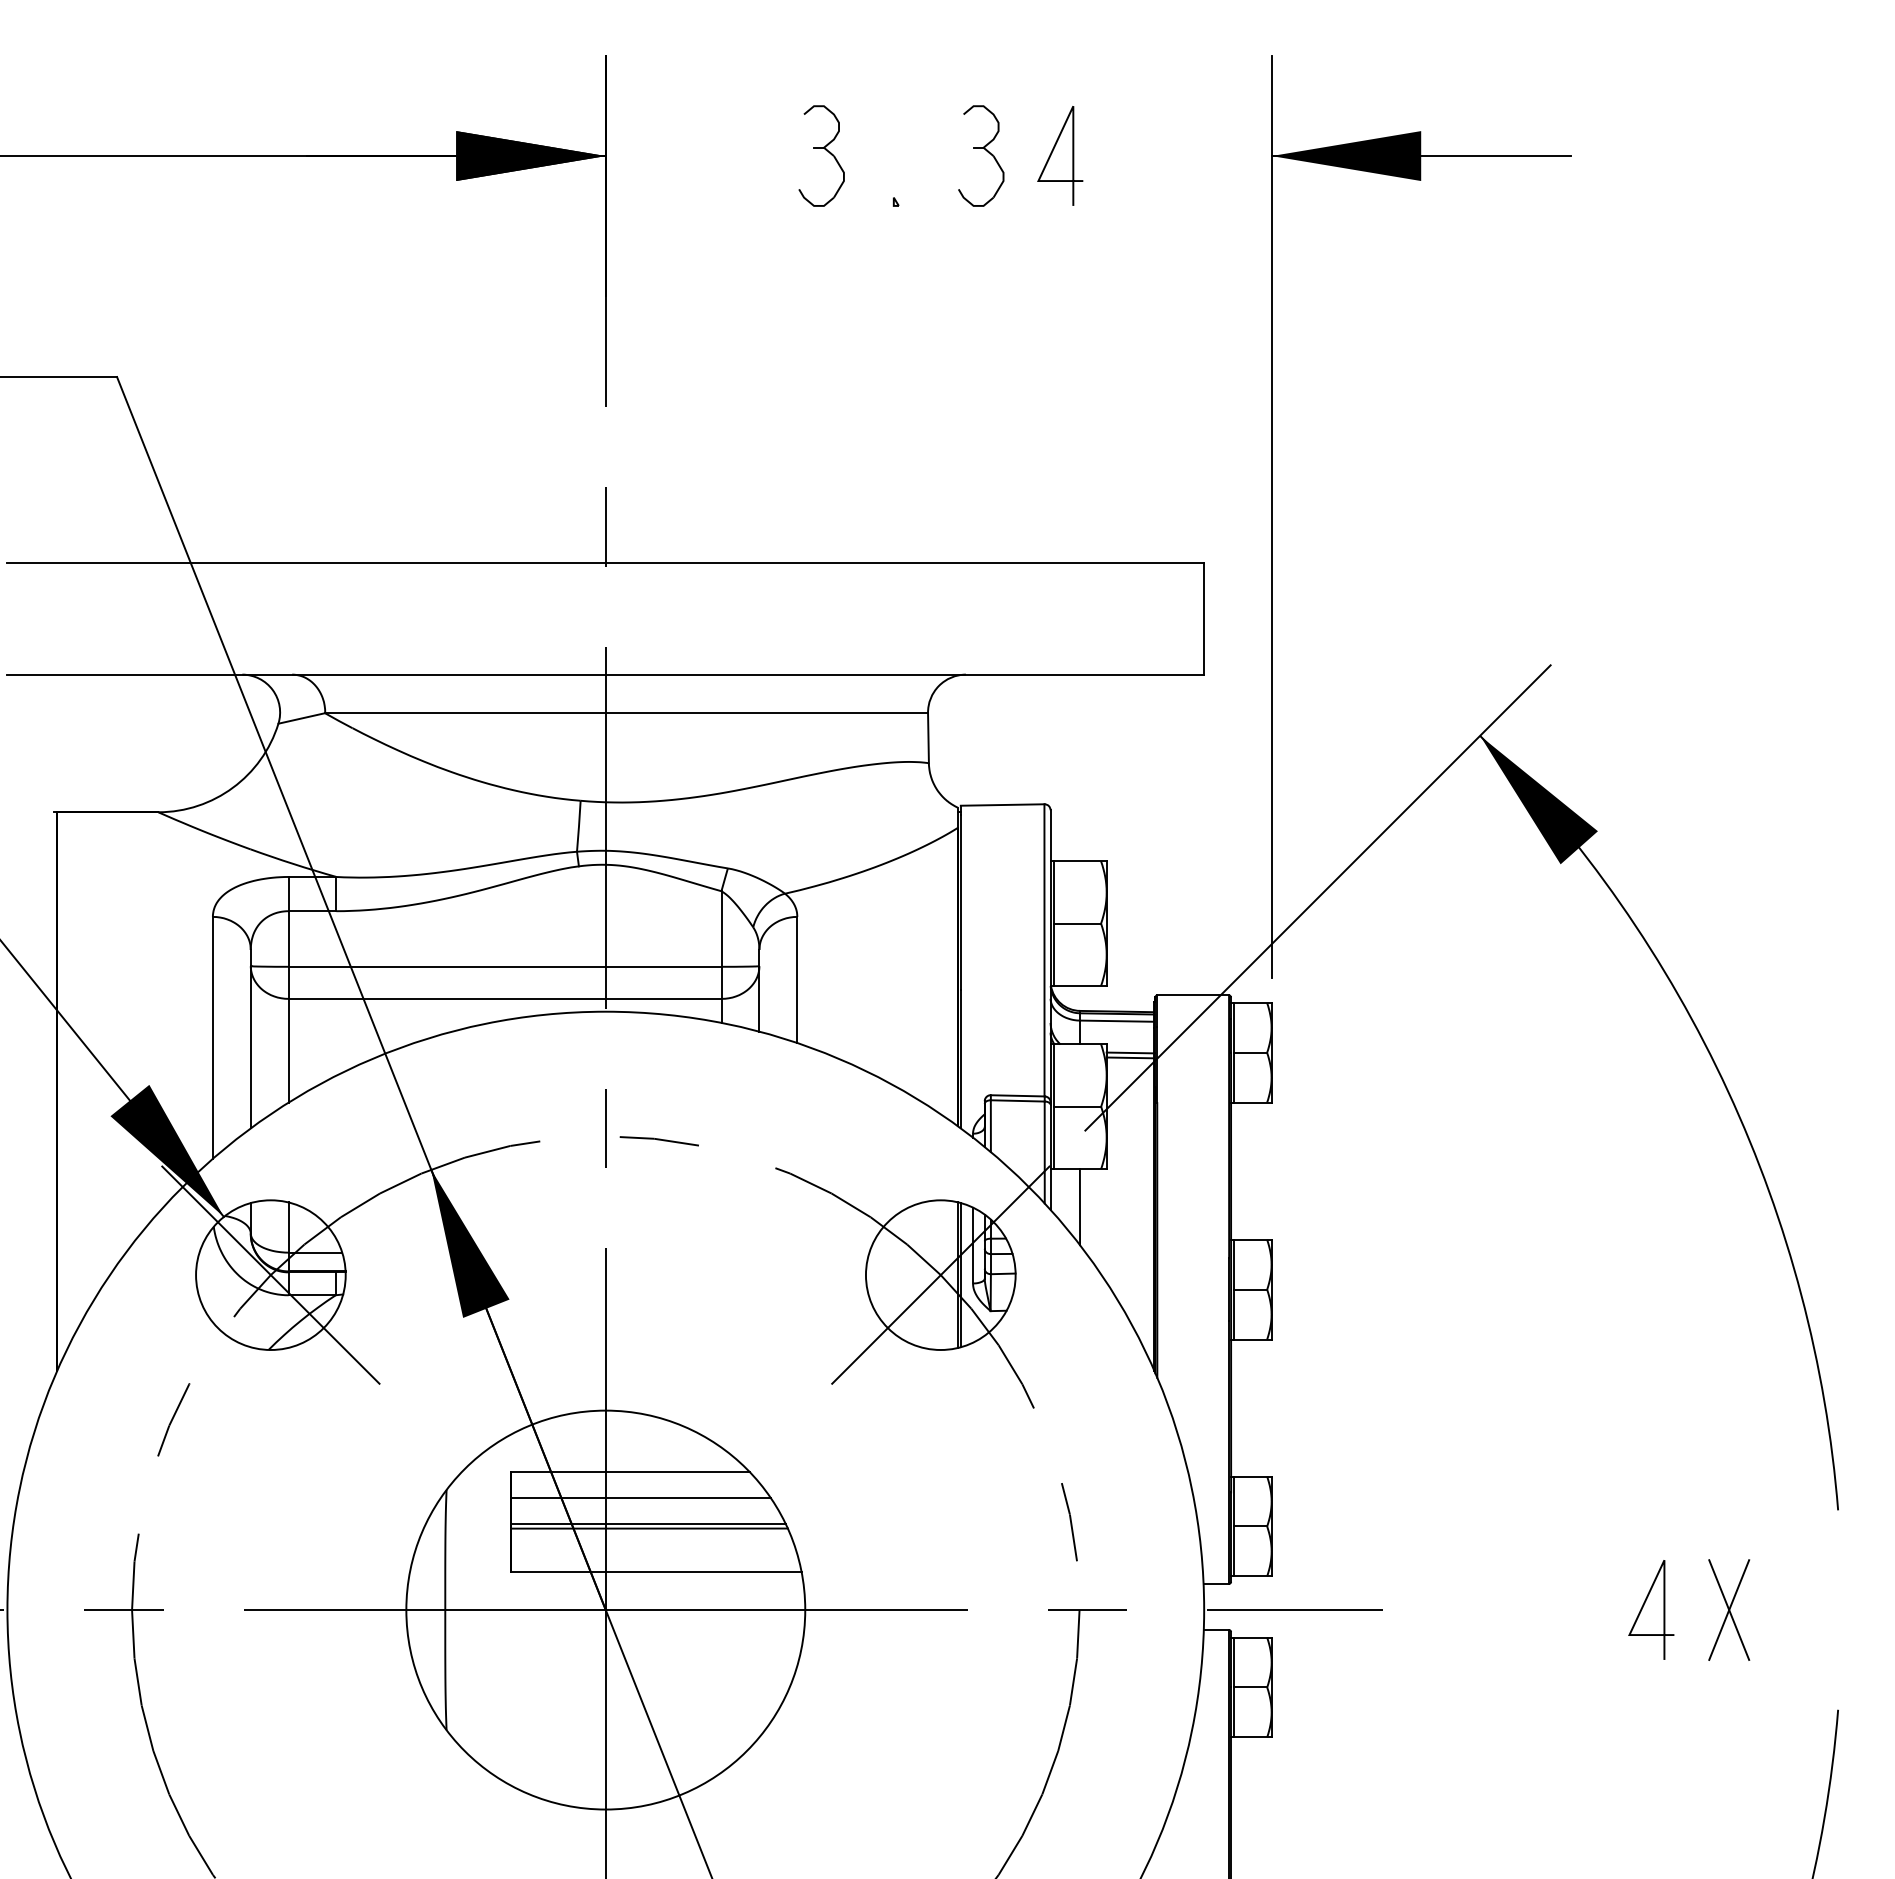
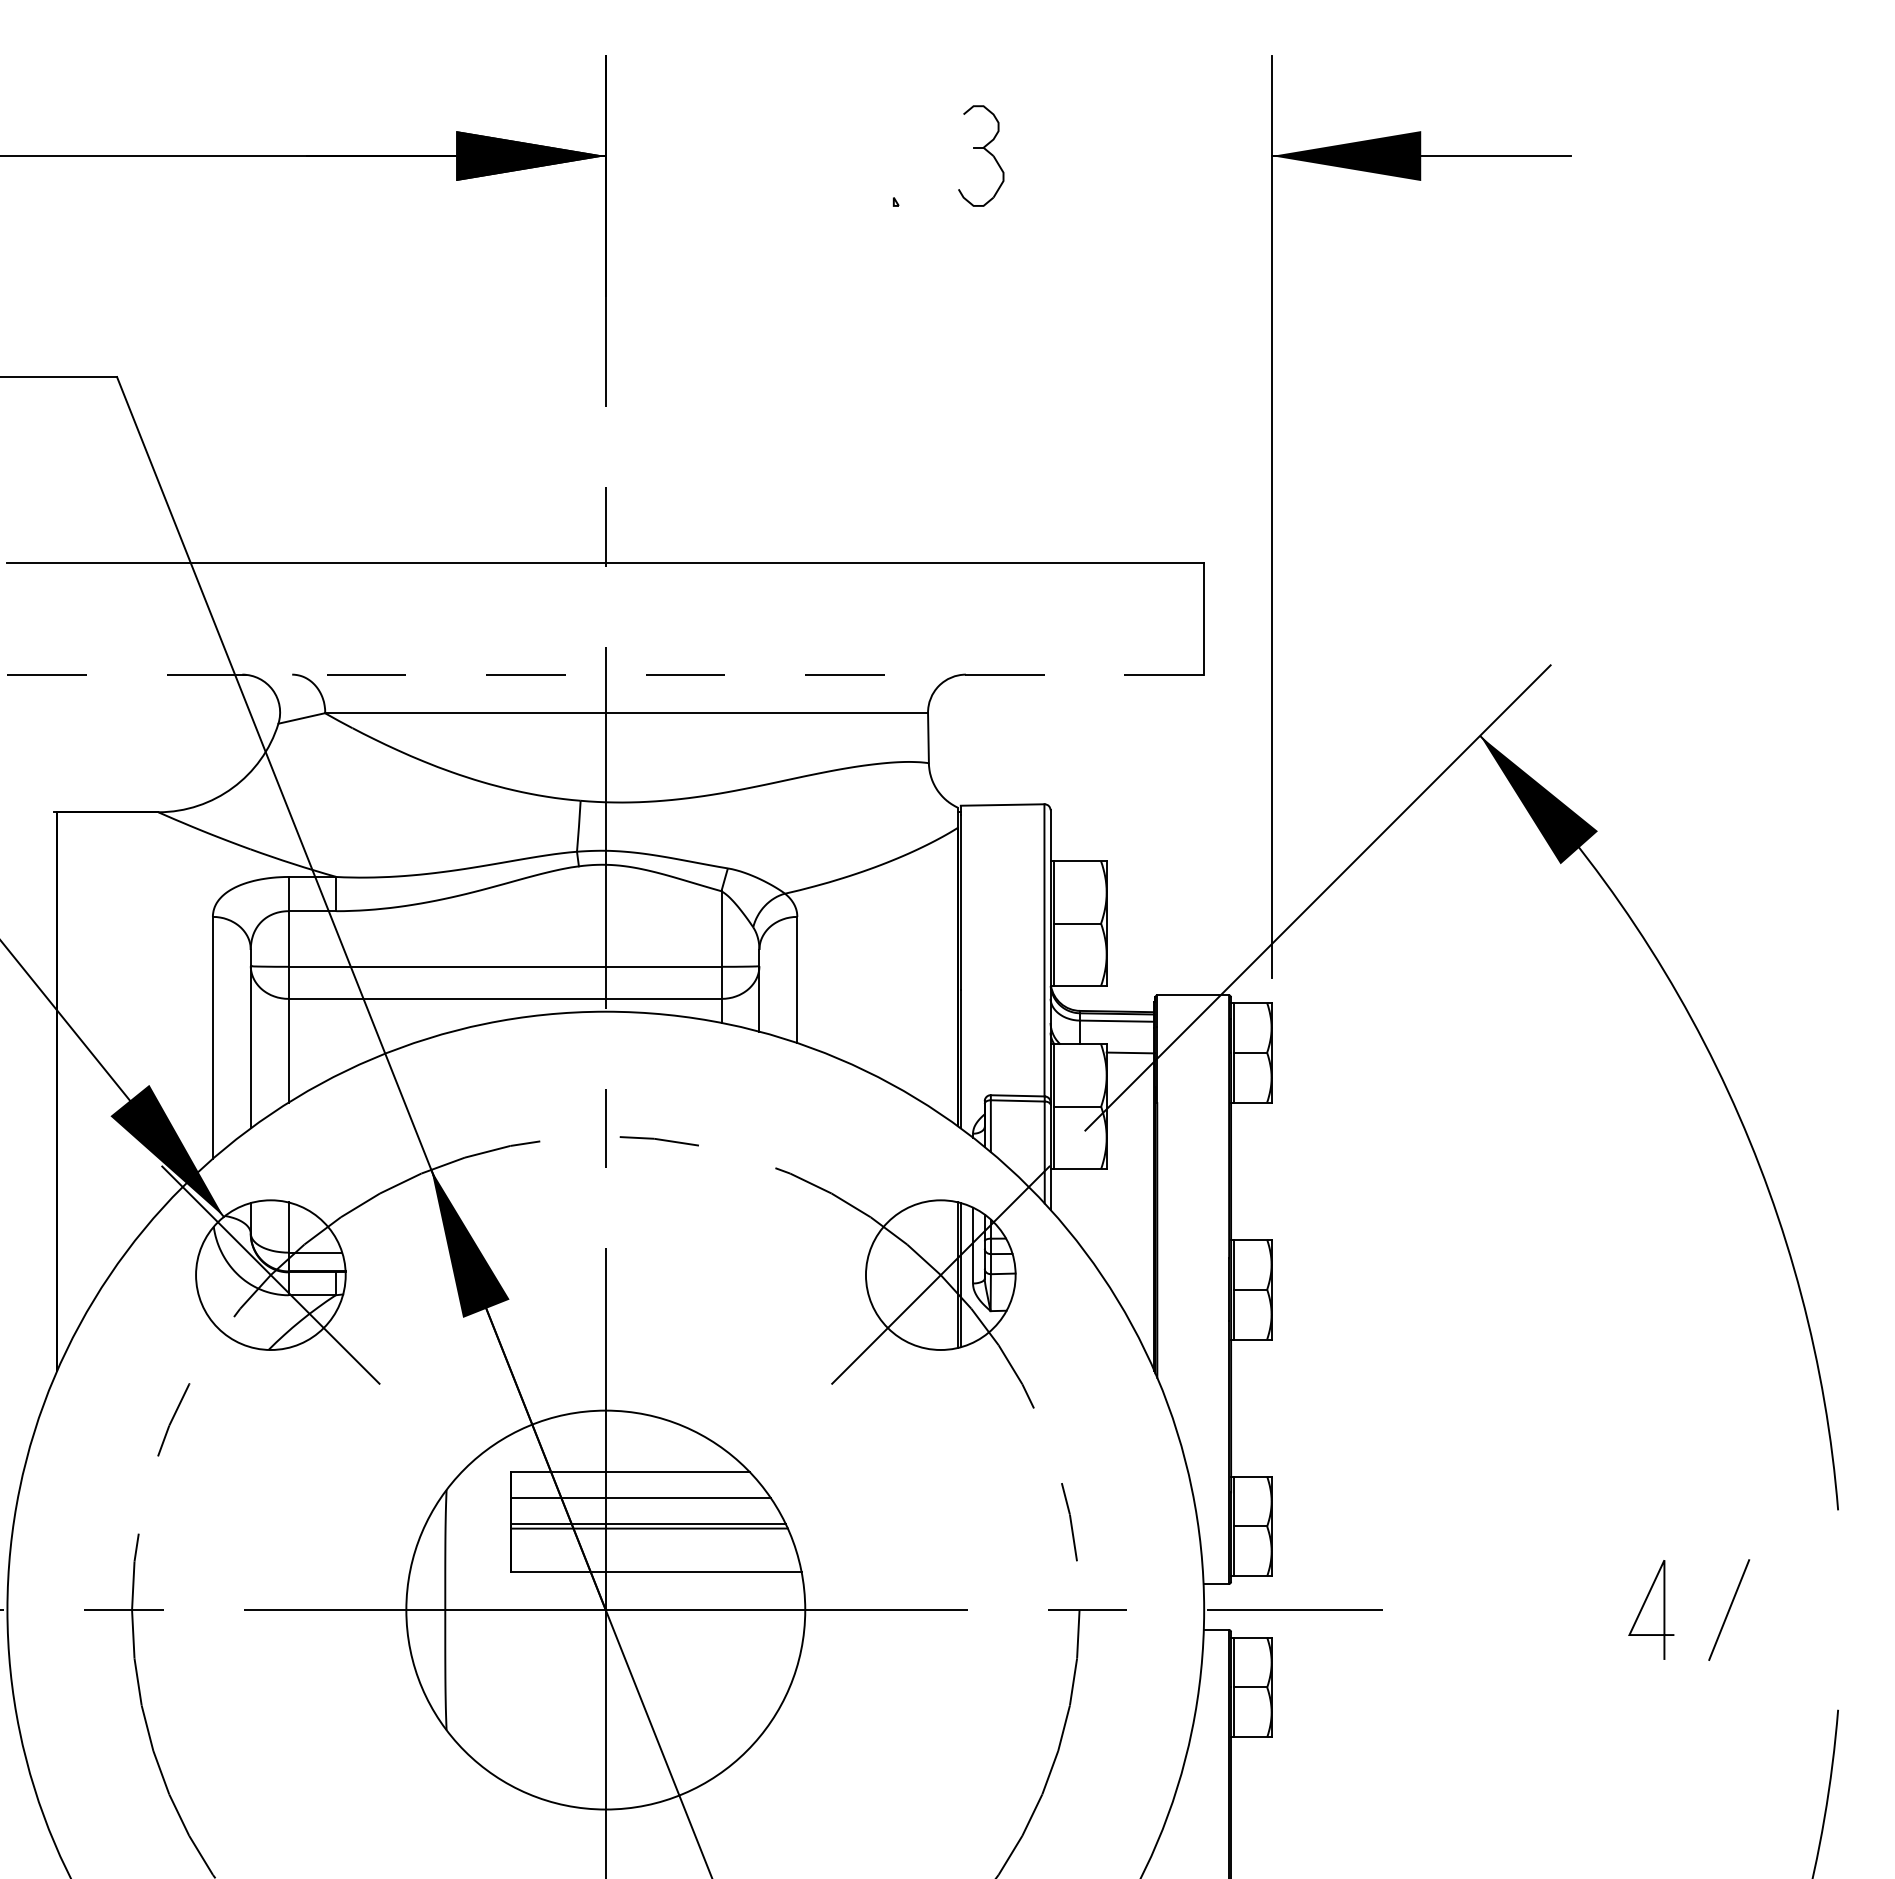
part: present -> none (825, 150)
line: present -> none (1053, 151)
line: solid -> dashed (606, 674)
line: present -> none (1130, 1057)
line: present -> none (1079, 1207)
line: present -> none (1729, 1609)
